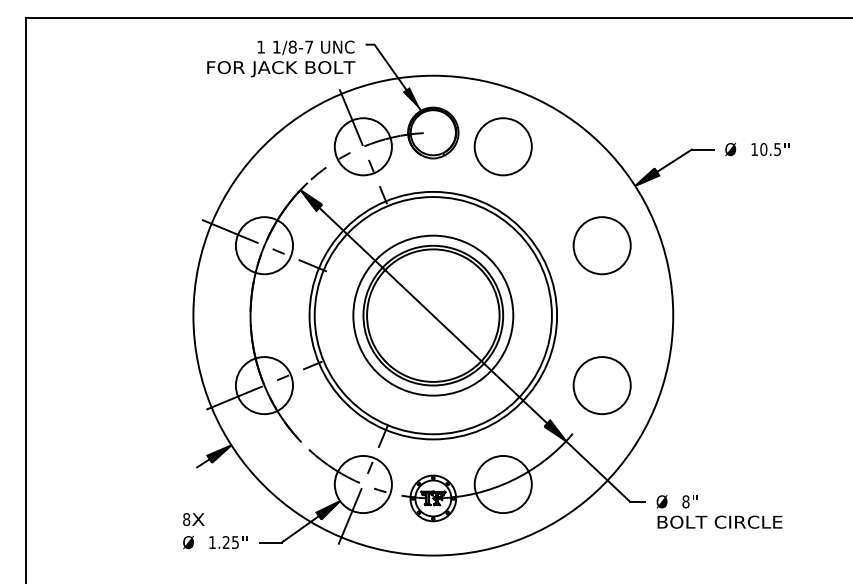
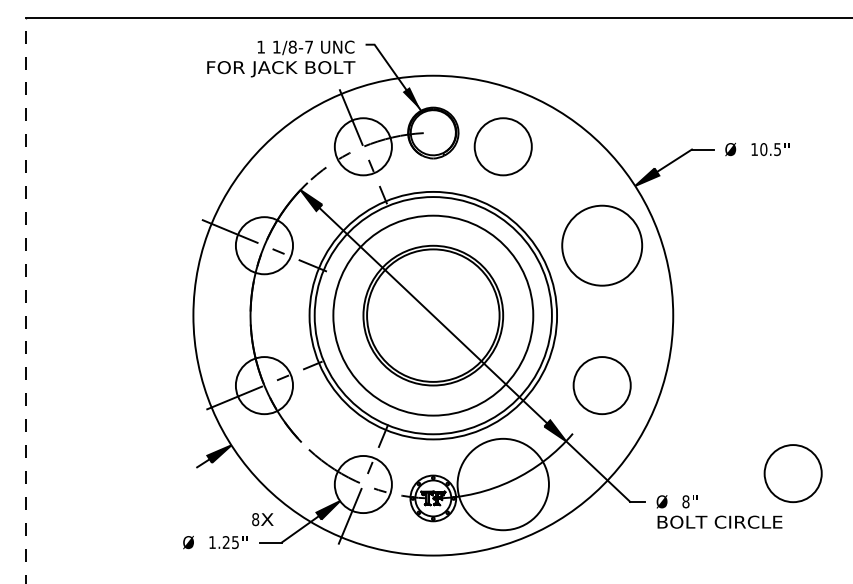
circle diameter: 57 px -> 80 px (602, 245)
line: solid -> dashed (25, 300)
circle diameter: 160 px -> 200 px (433, 315)
circle: none -> present (792, 473)
circle diameter: 57 px -> 91 px (502, 484)
text position: (193, 519) -> (262, 519) (262, 519)
